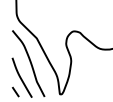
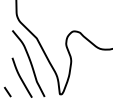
line position: (15, 91) -> (7, 91) (7, 91)
